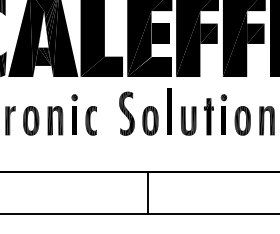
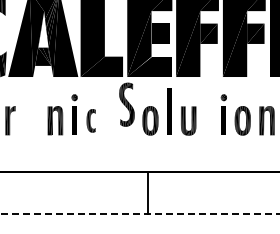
part position: (126, 113) -> (126, 104) (126, 104)
part: present -> none (208, 116)
part: present -> none (31, 120)
part size: 12x30 px -> 10x24 px (90, 120)
line: solid -> dashed (139, 213)
